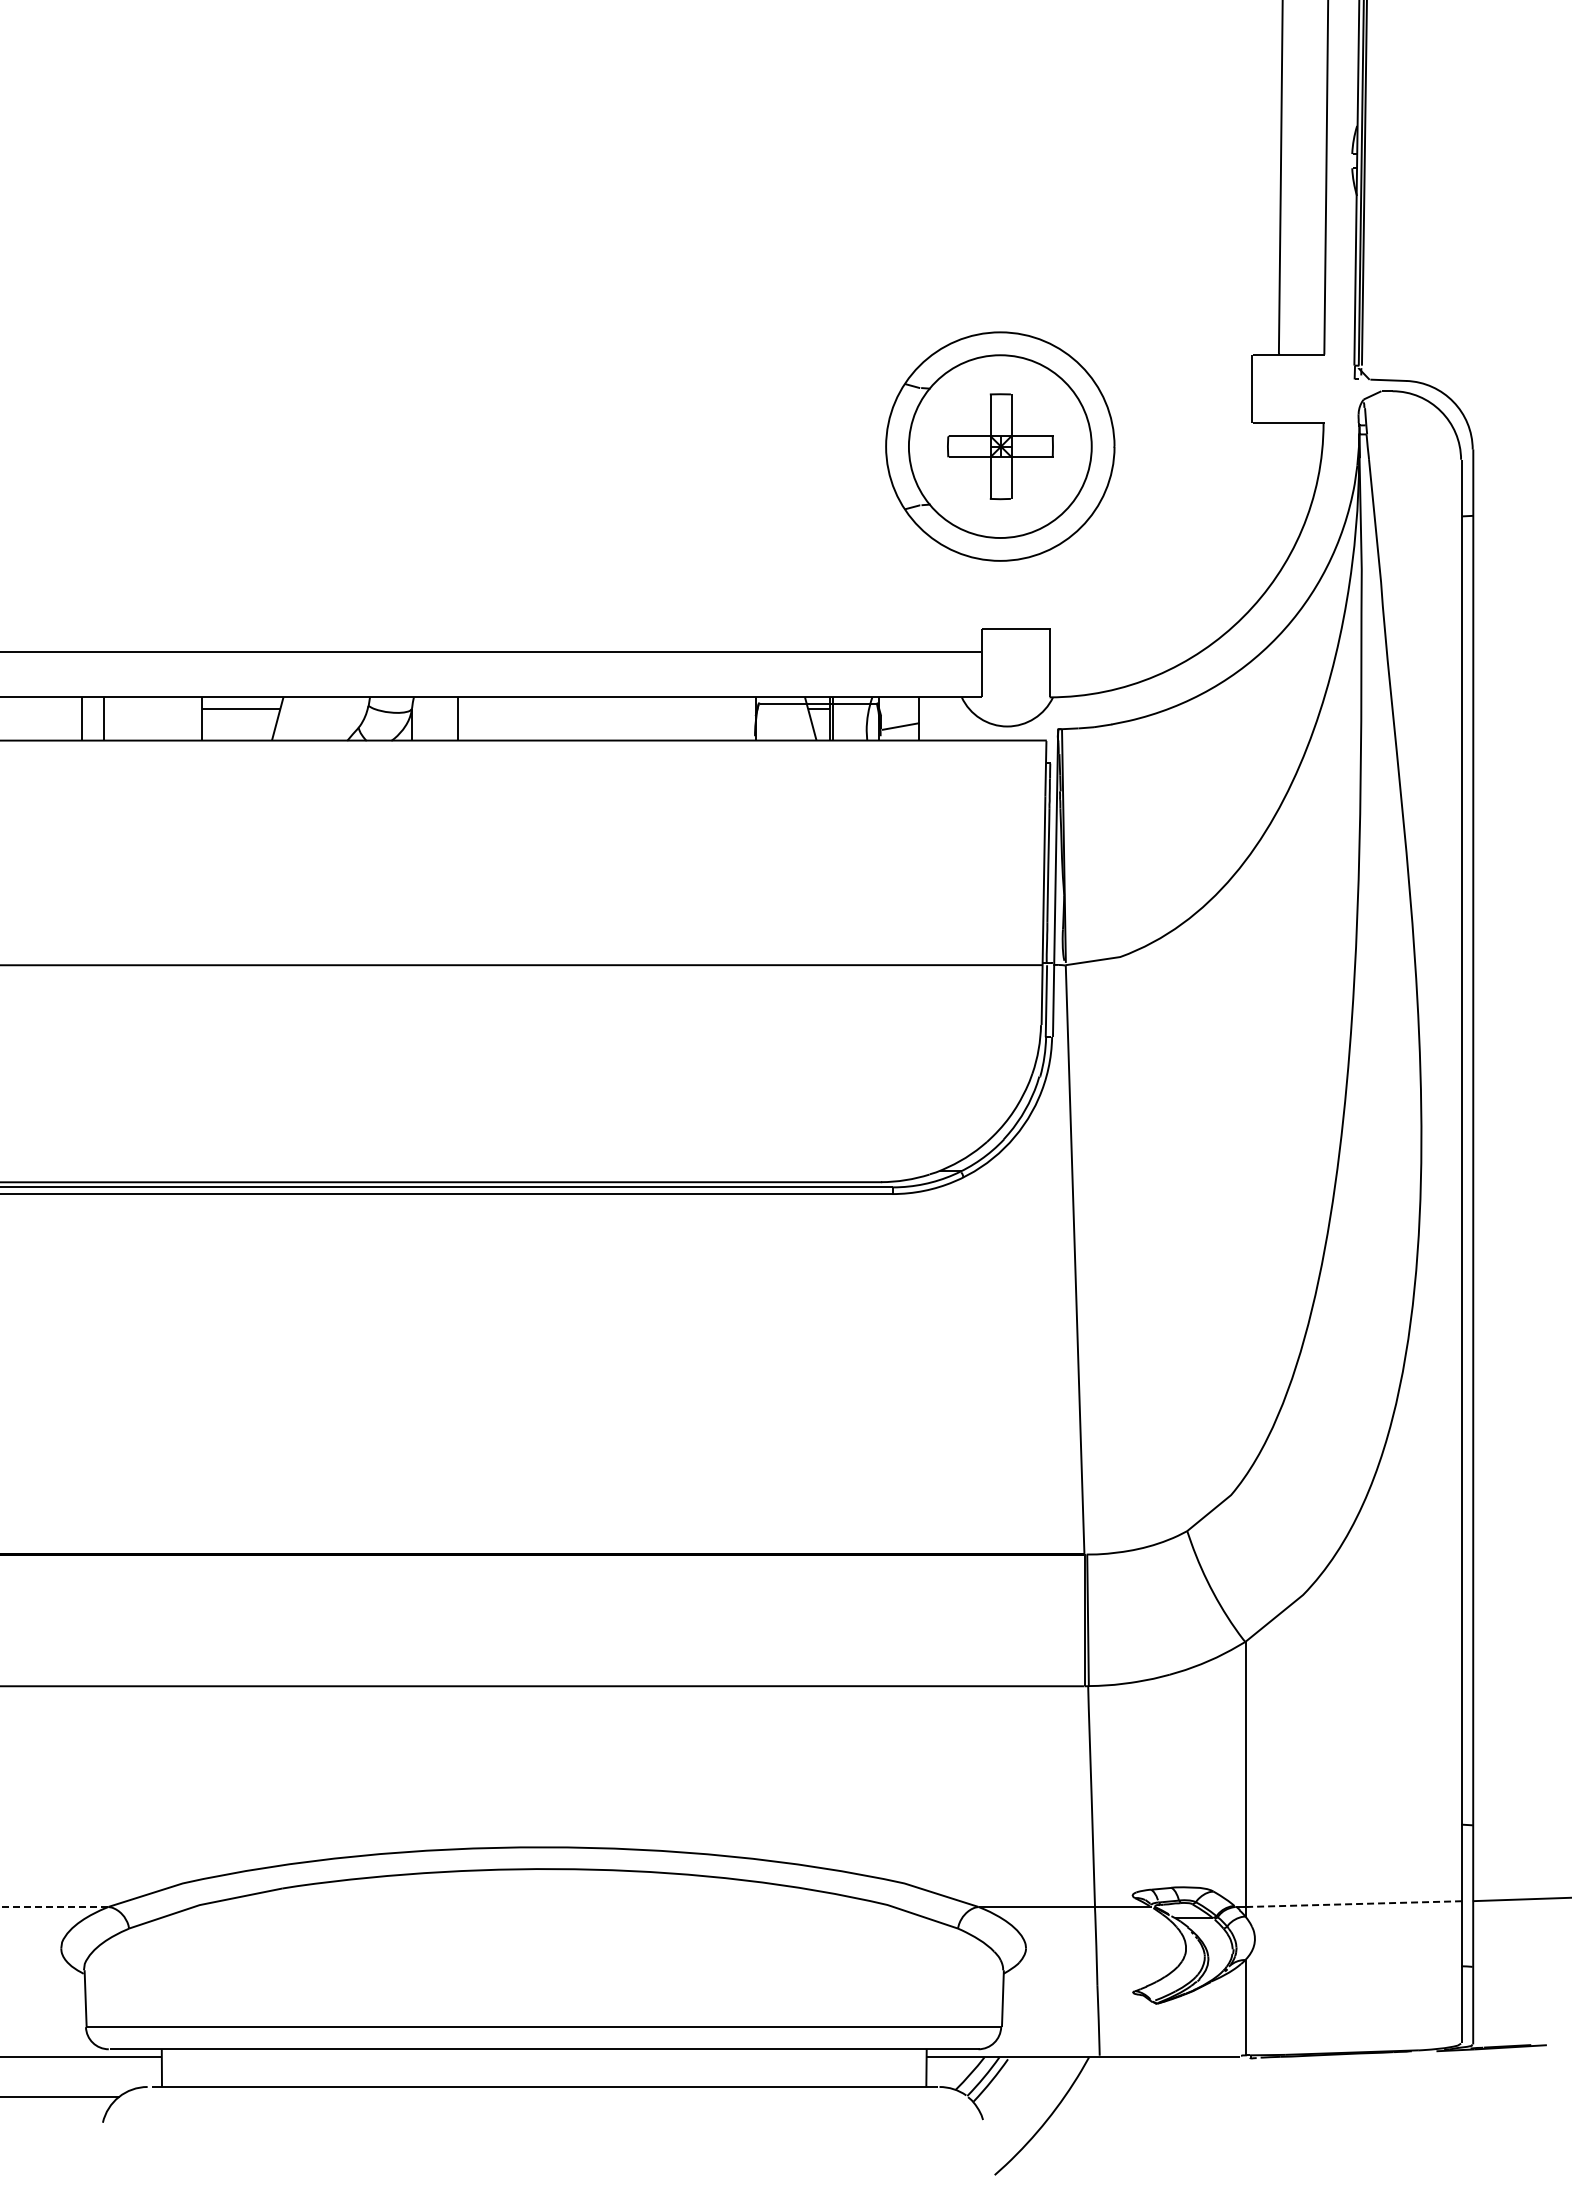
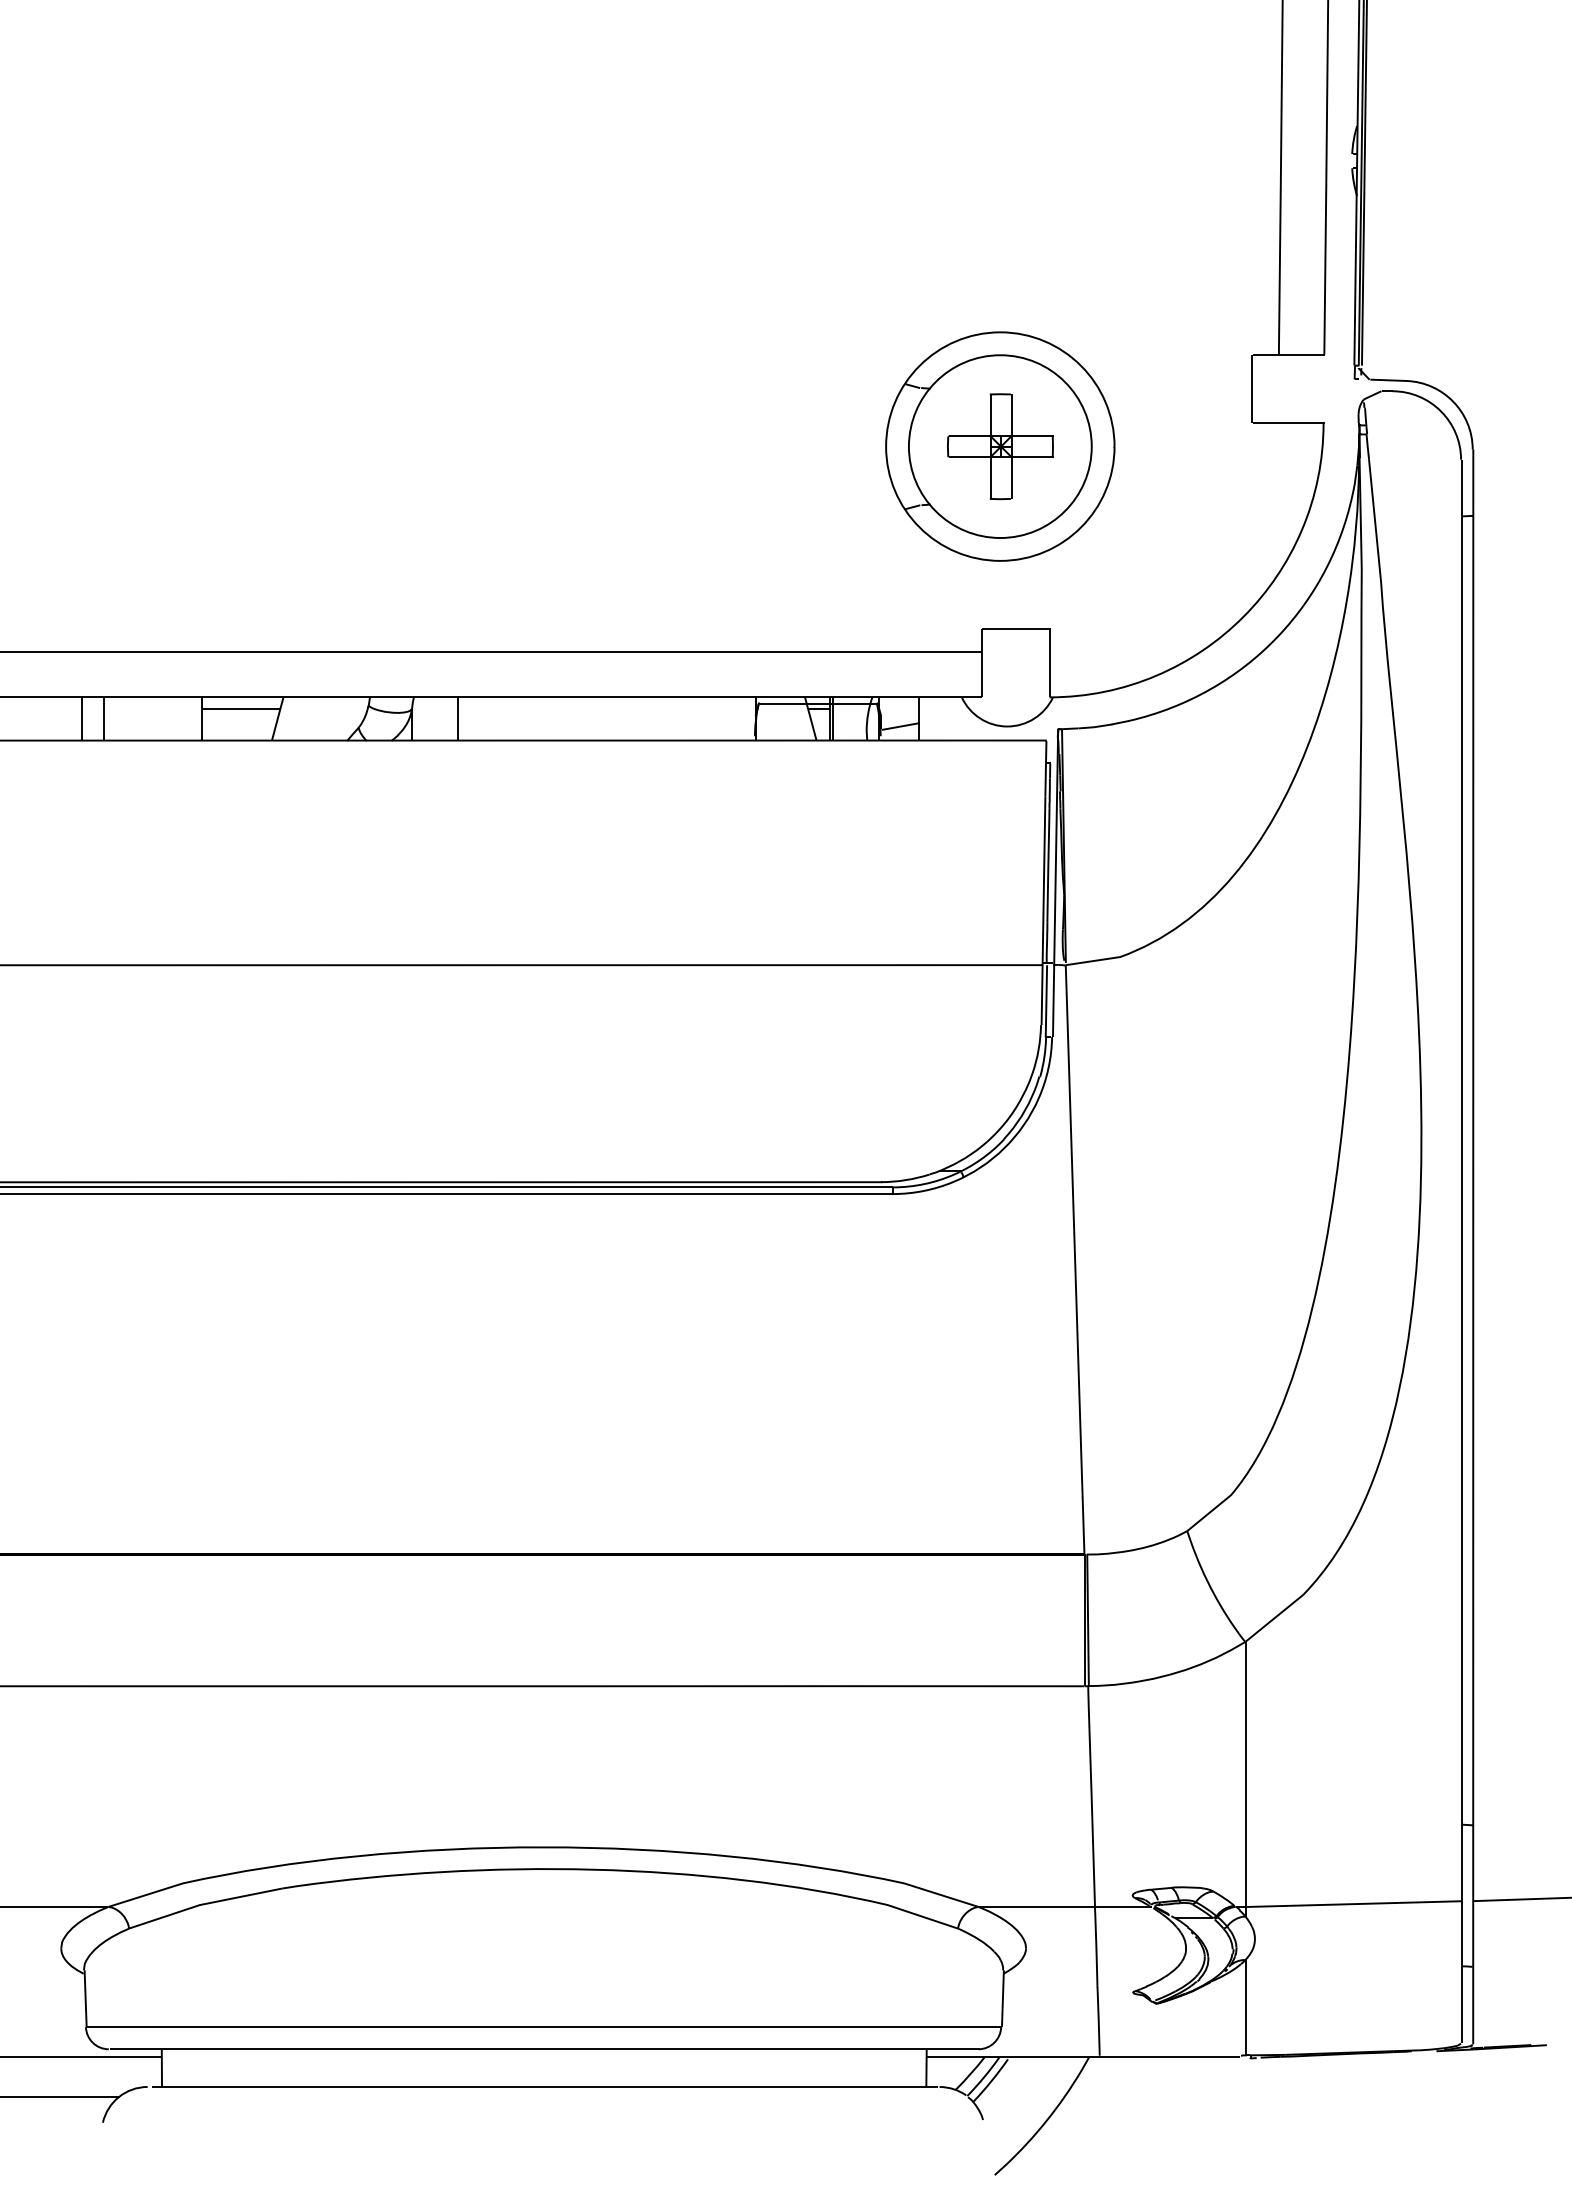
line: dashed -> solid (1353, 1904)
line: dashed -> solid (54, 1906)
